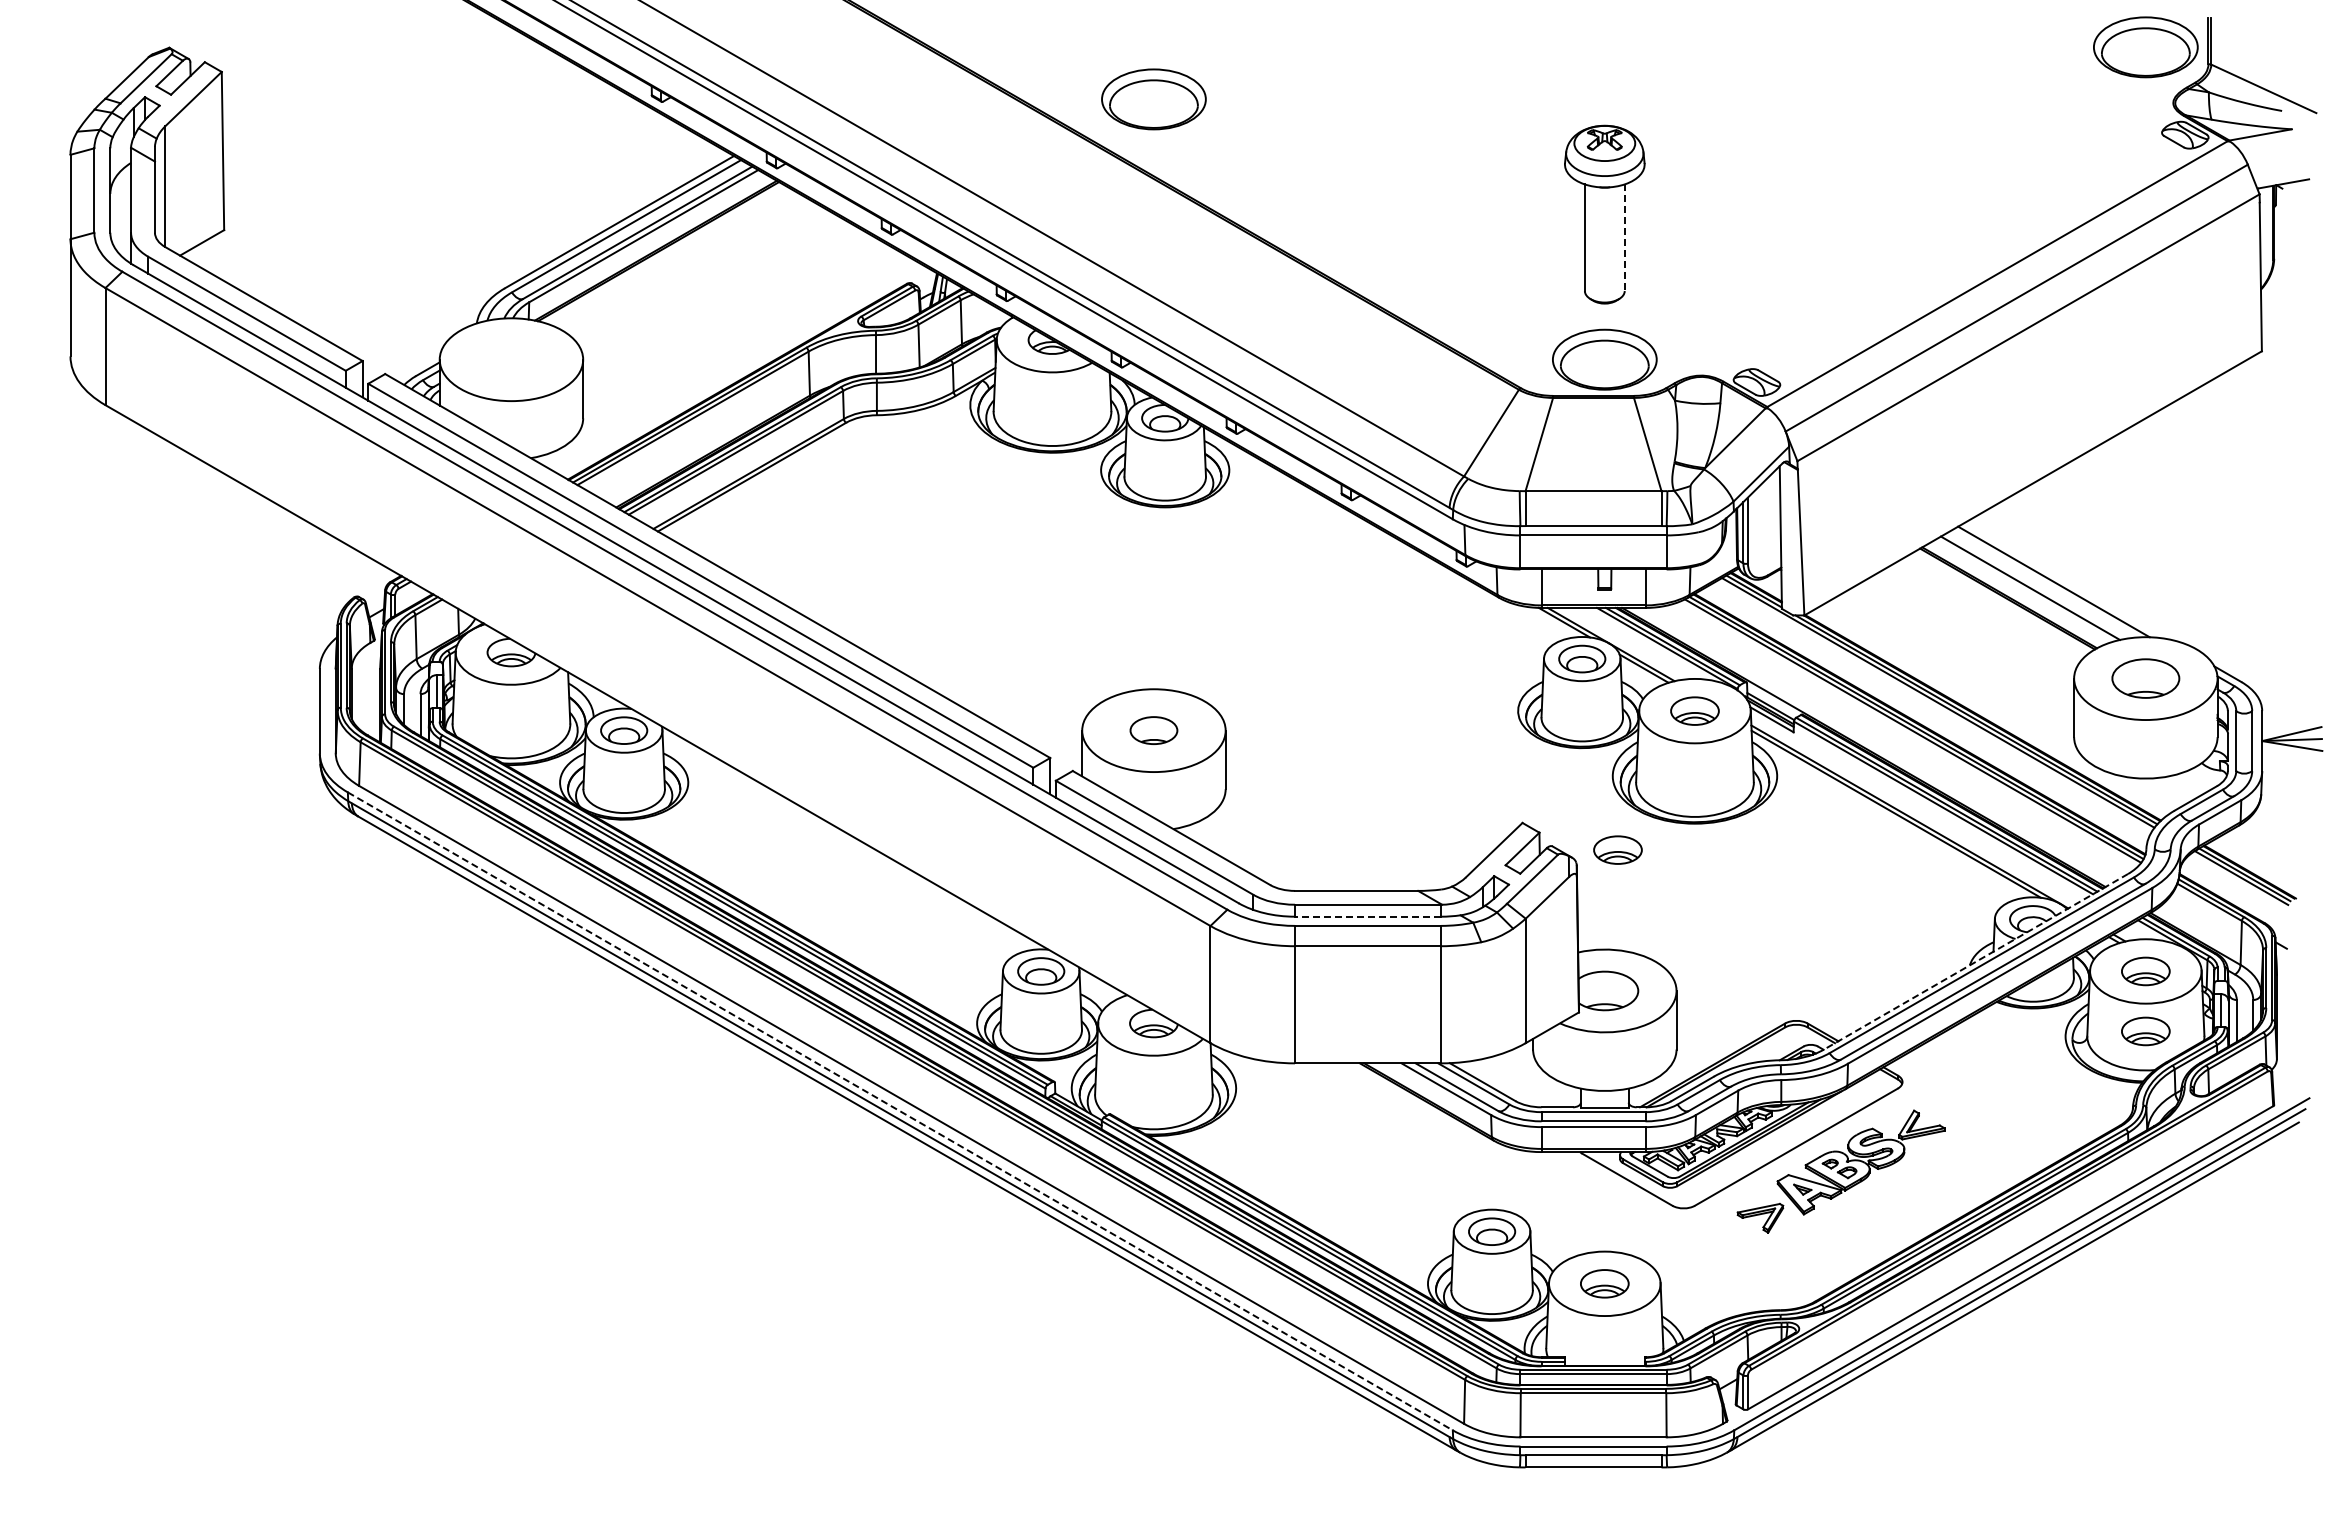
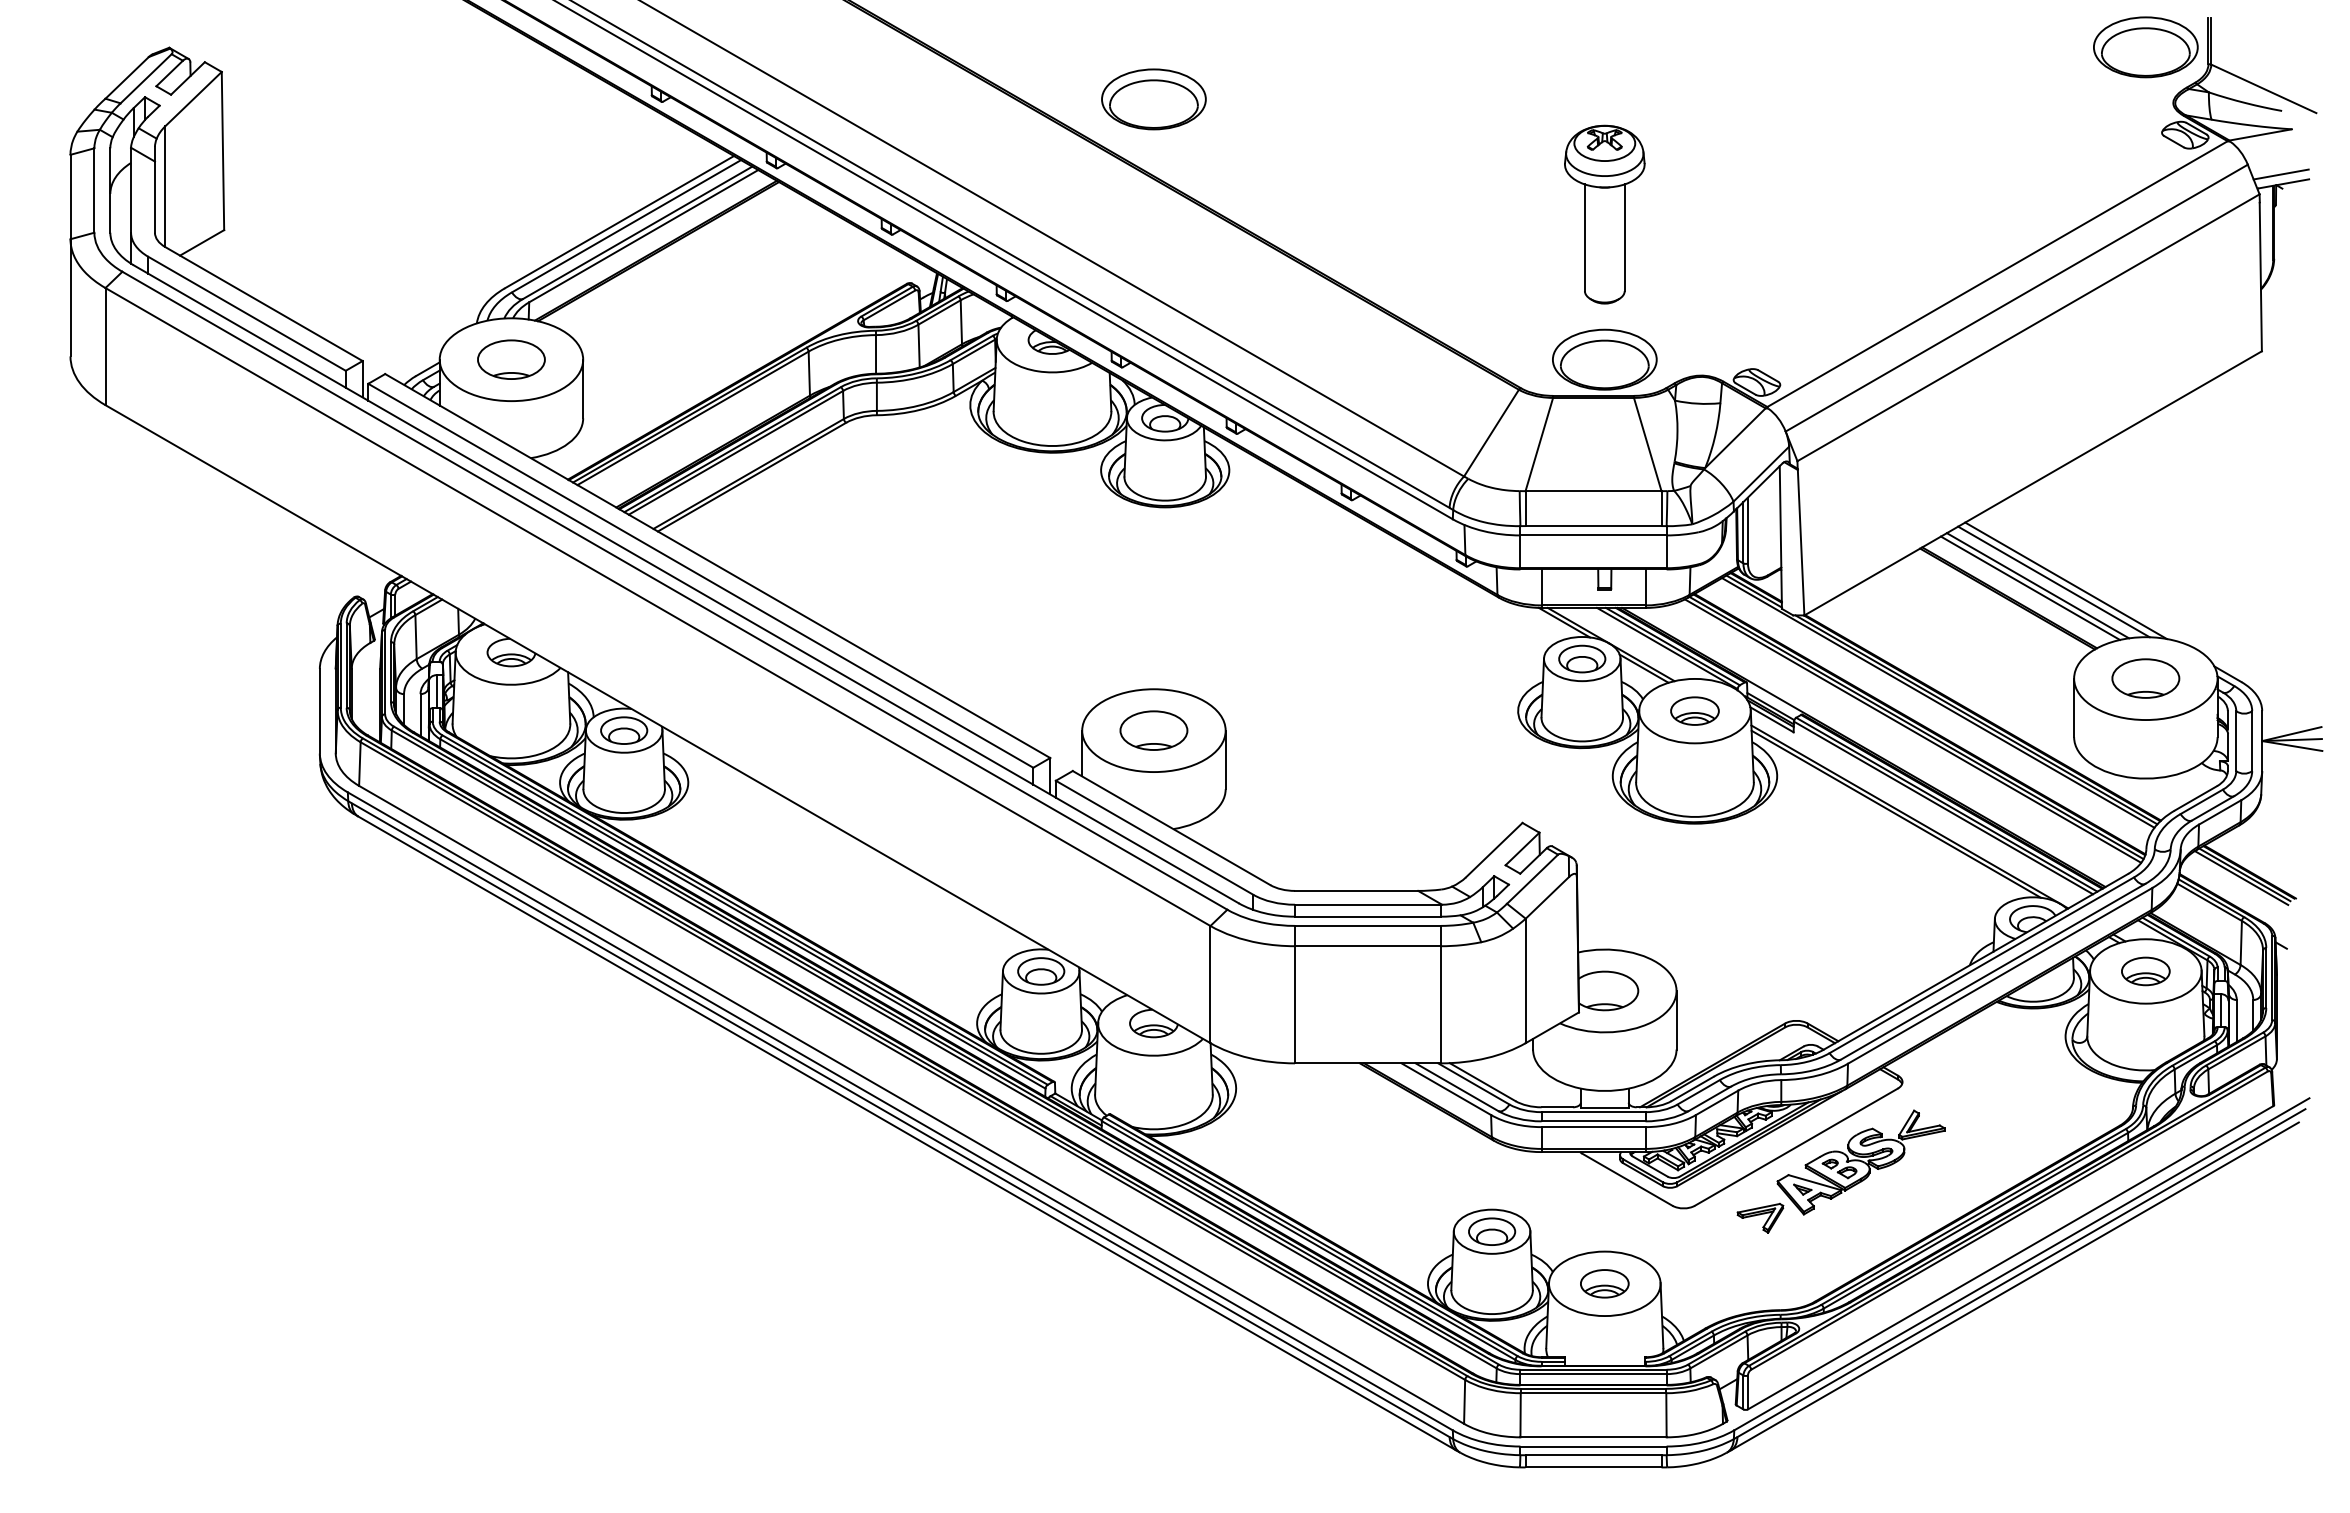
line: none -> present (2280, 174)
line: dashed -> solid (1624, 238)
part: none -> present (511, 359)
line: none -> present (2065, 580)
line: none -> present (2037, 585)
part size: 50x29 px -> 70x41 px (1153, 730)
part: present -> none (1617, 849)
line: dashed -> solid (1367, 916)
line: dashed -> solid (1975, 961)
part: present -> none (2145, 1031)
line: dashed -> solid (900, 1111)
